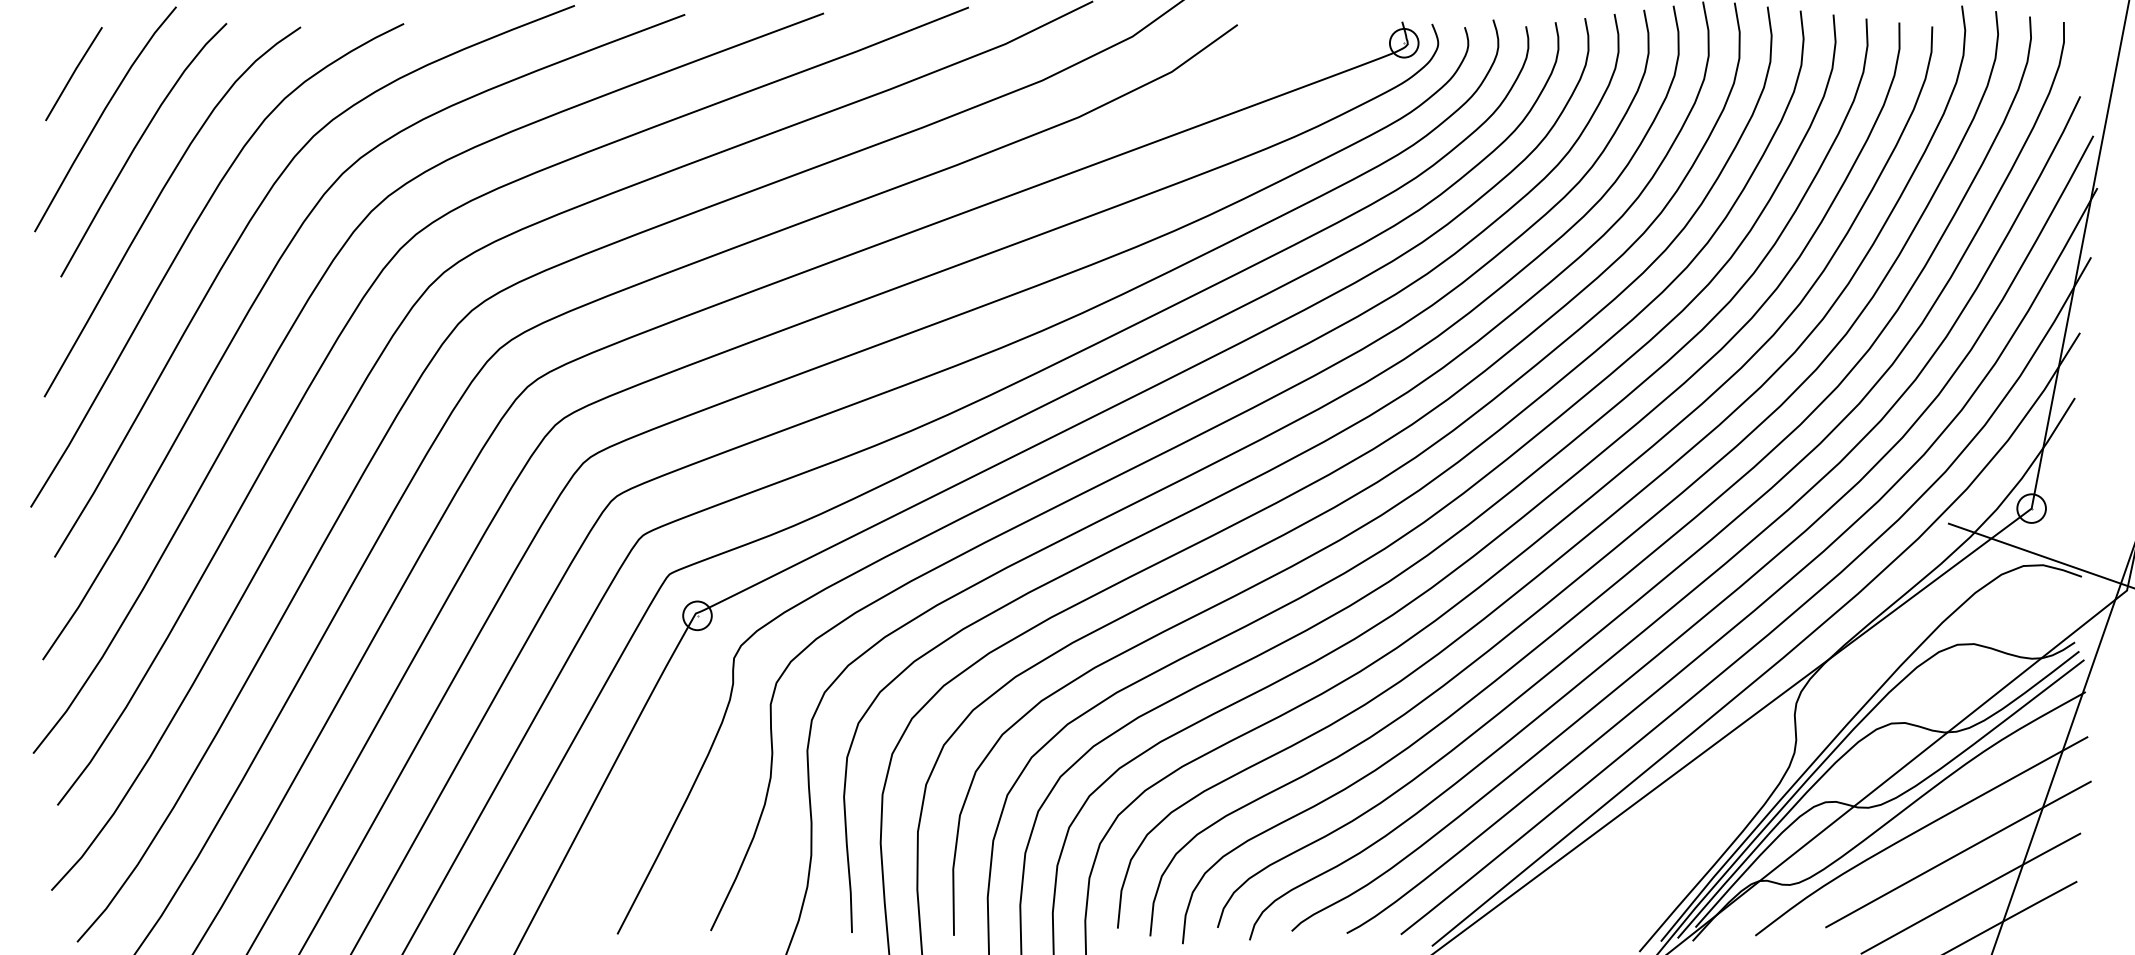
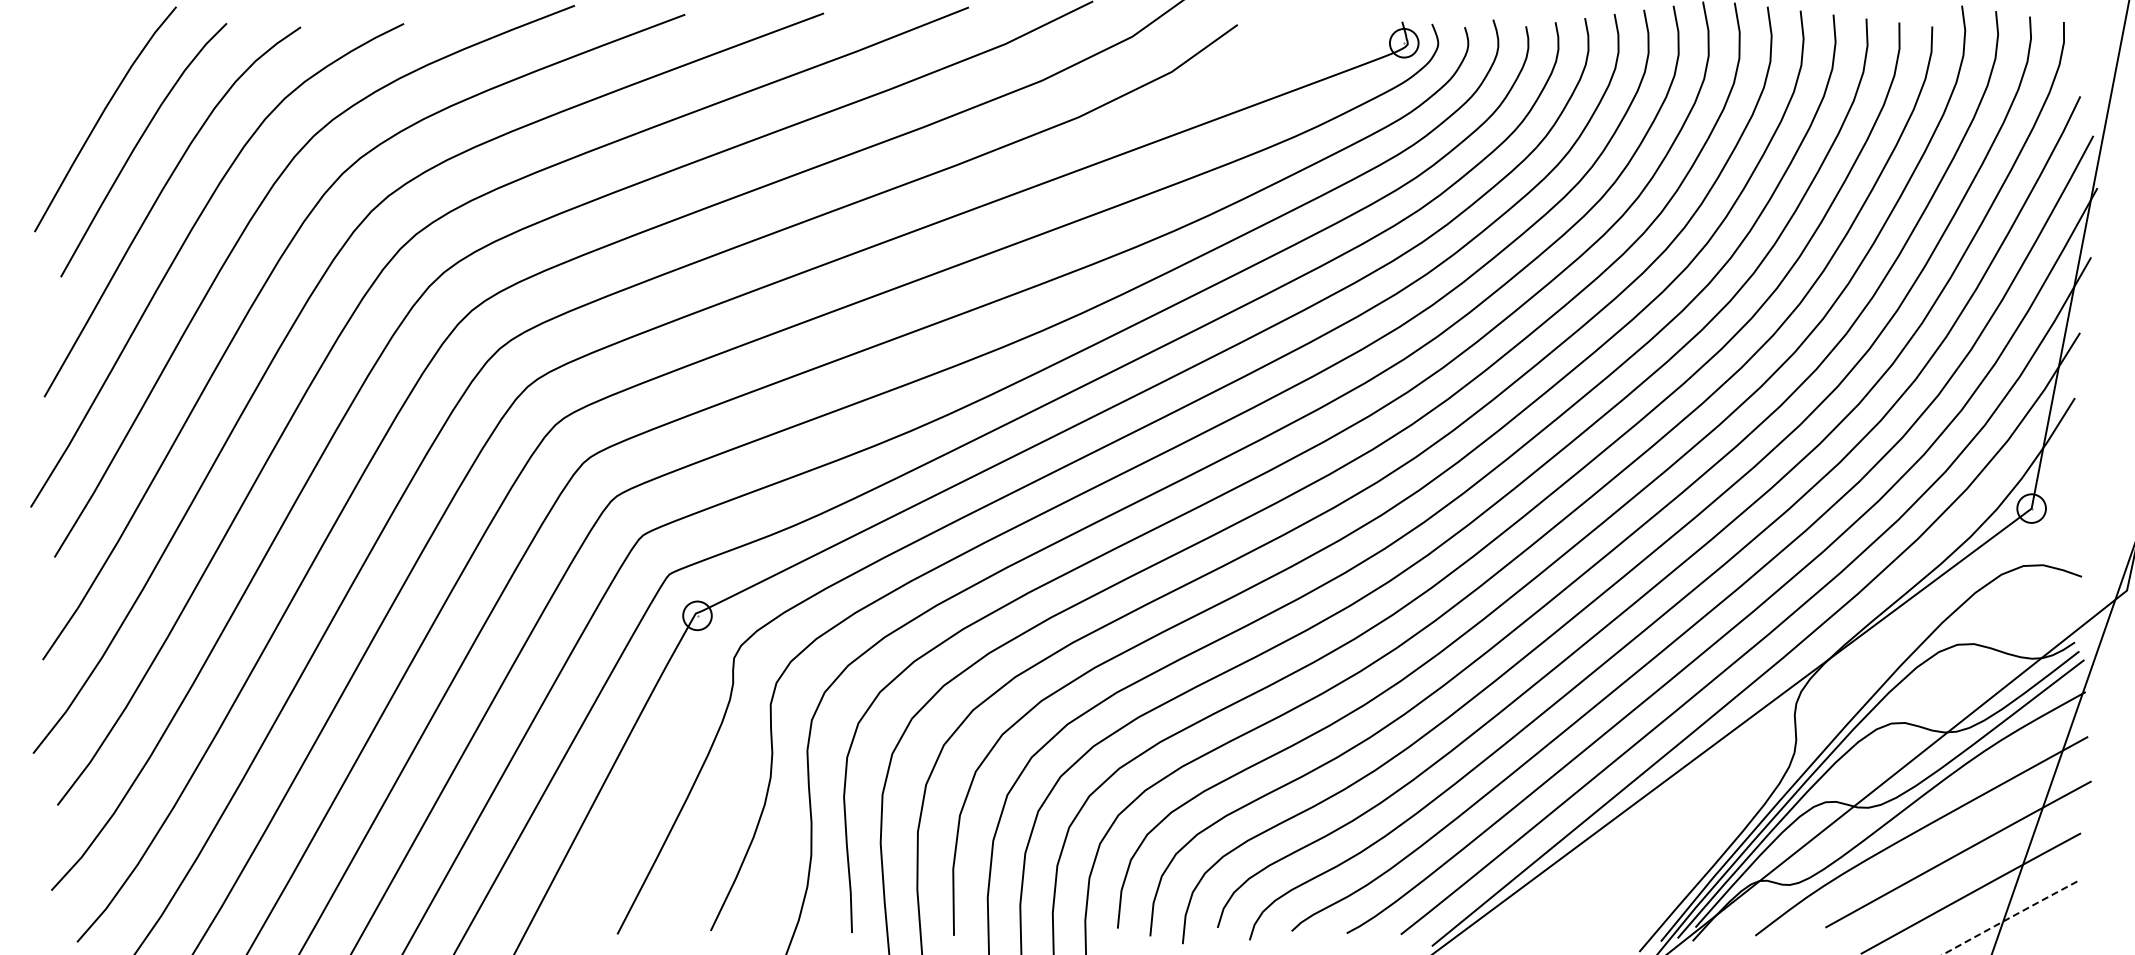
line: present -> none (73, 74)
line: present -> none (2039, 555)
line: solid -> dashed (2009, 918)
